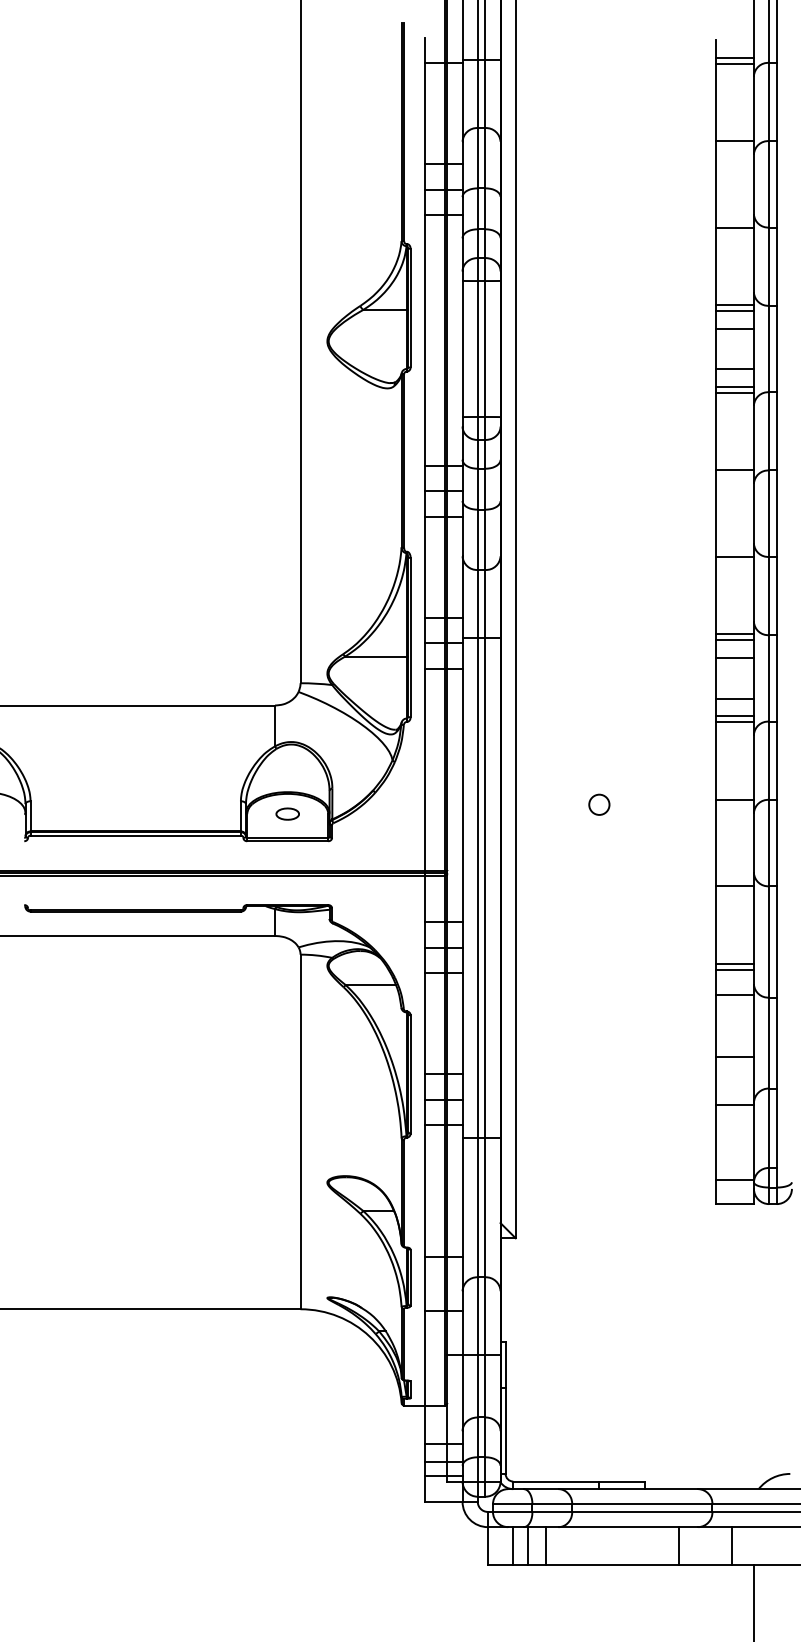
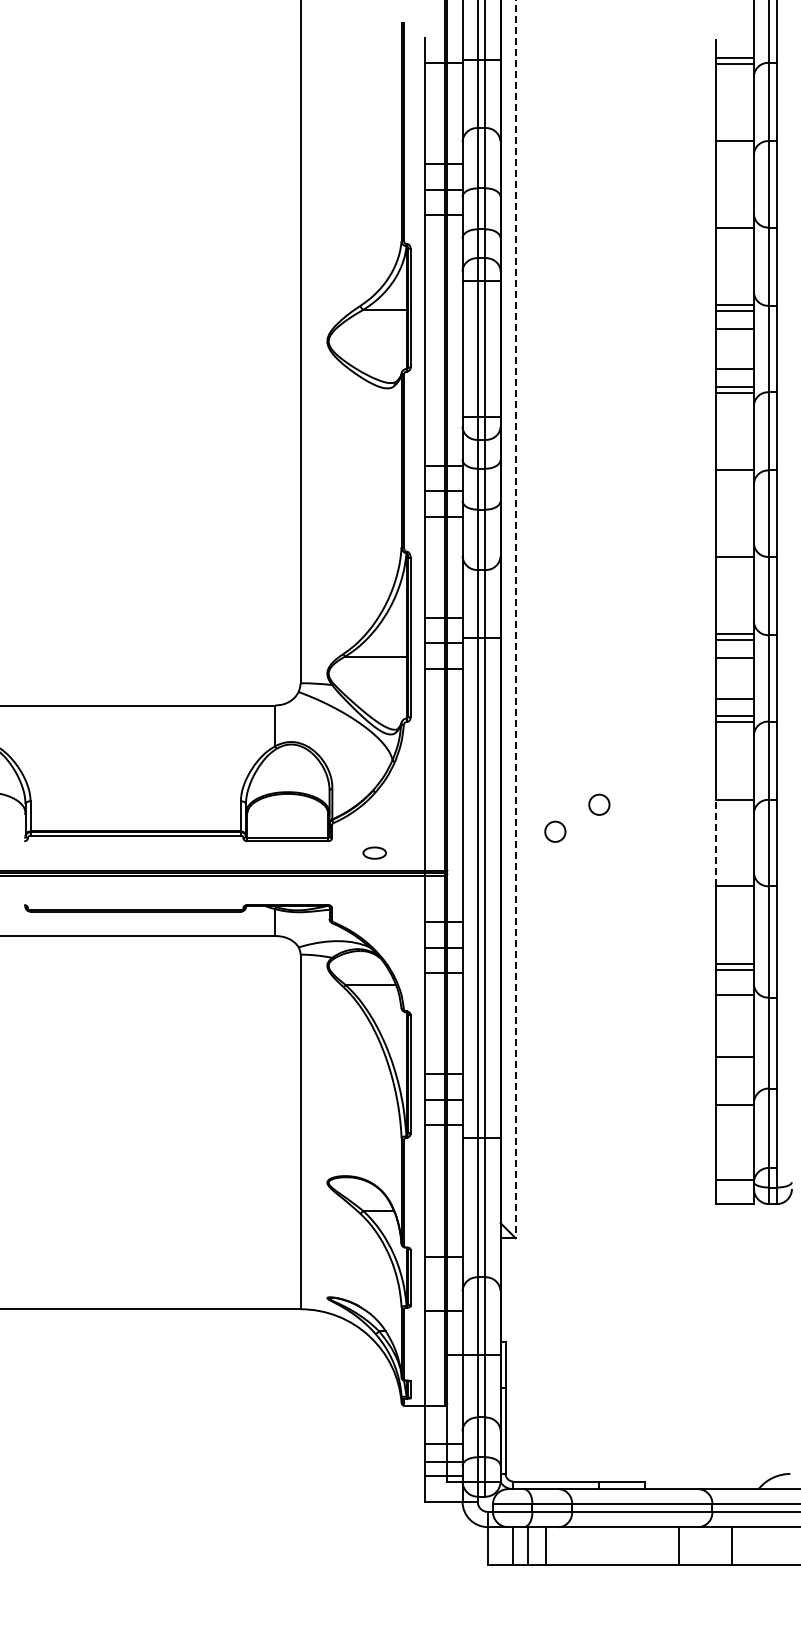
line: solid -> dashed (515, 619)
part position: (287, 813) -> (374, 852) (374, 852)
circle: none -> present (555, 831)
line: solid -> dashed (715, 842)
line: present -> none (753, 1601)
